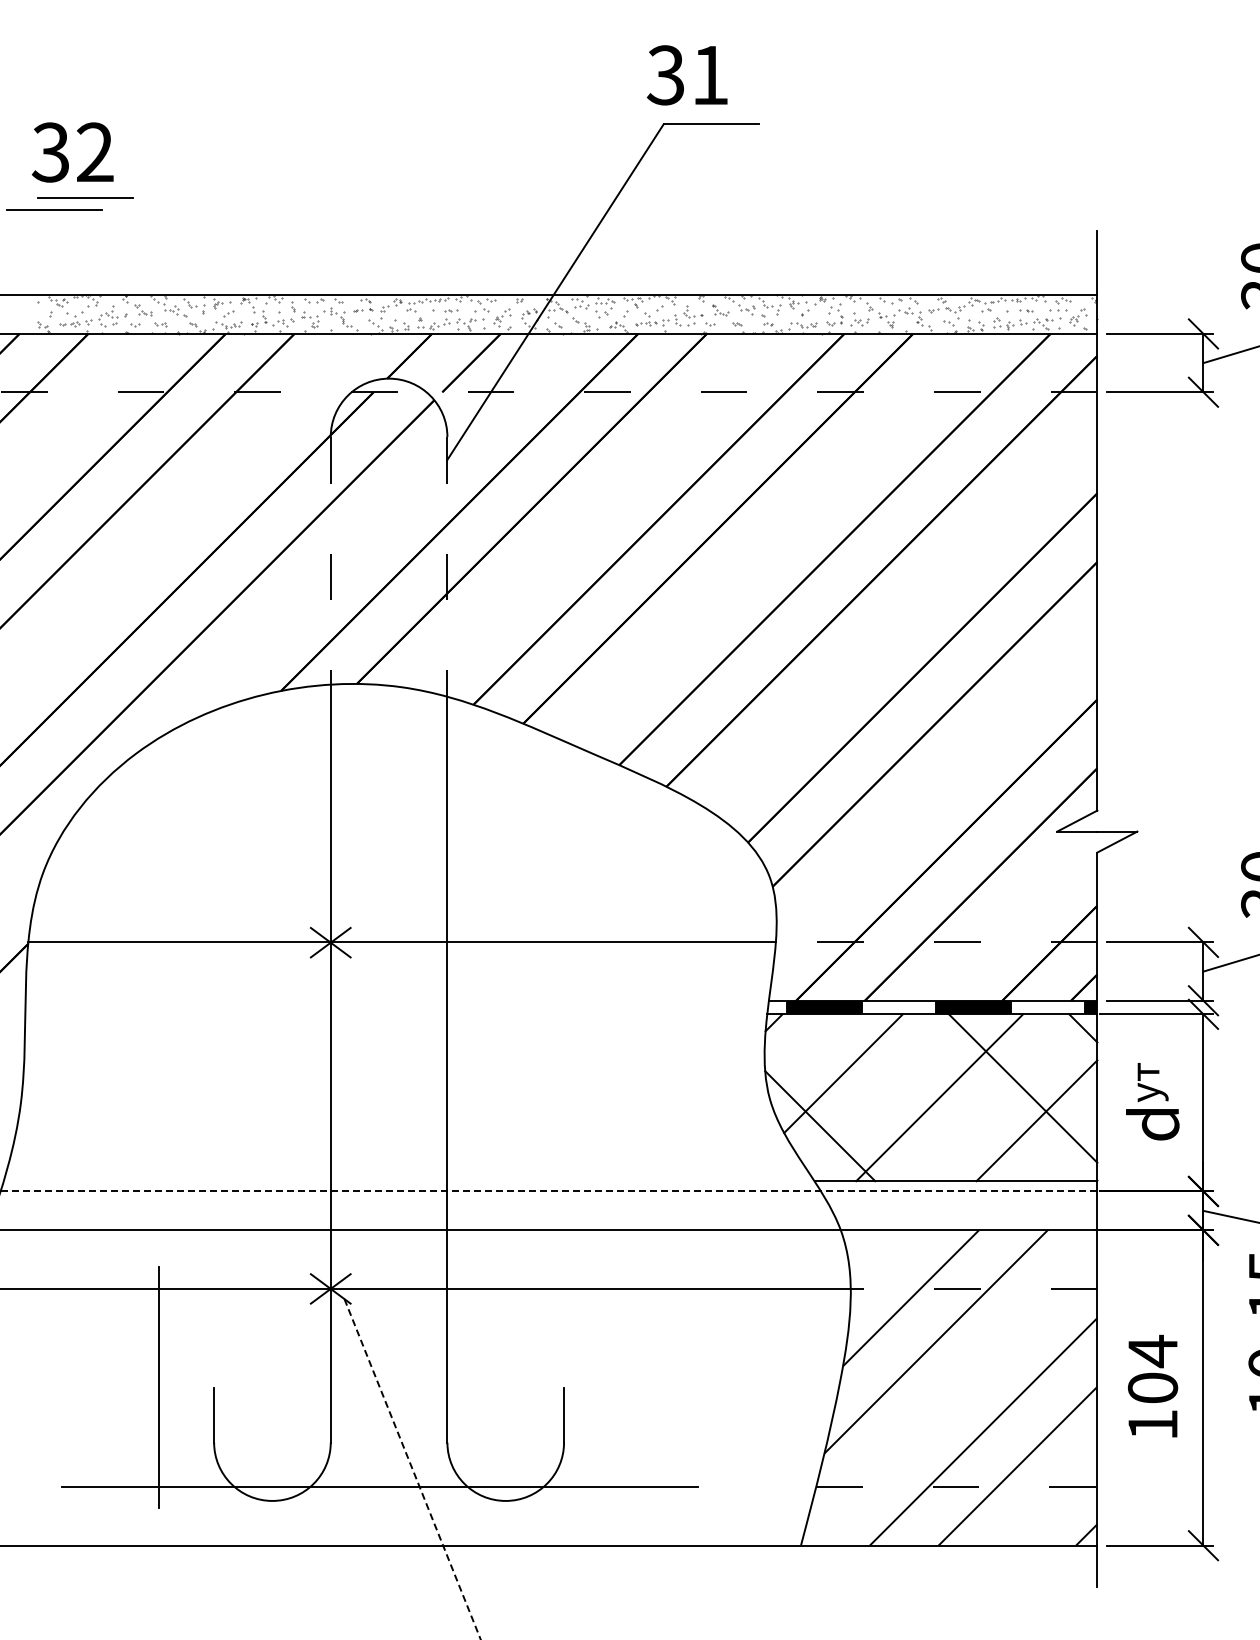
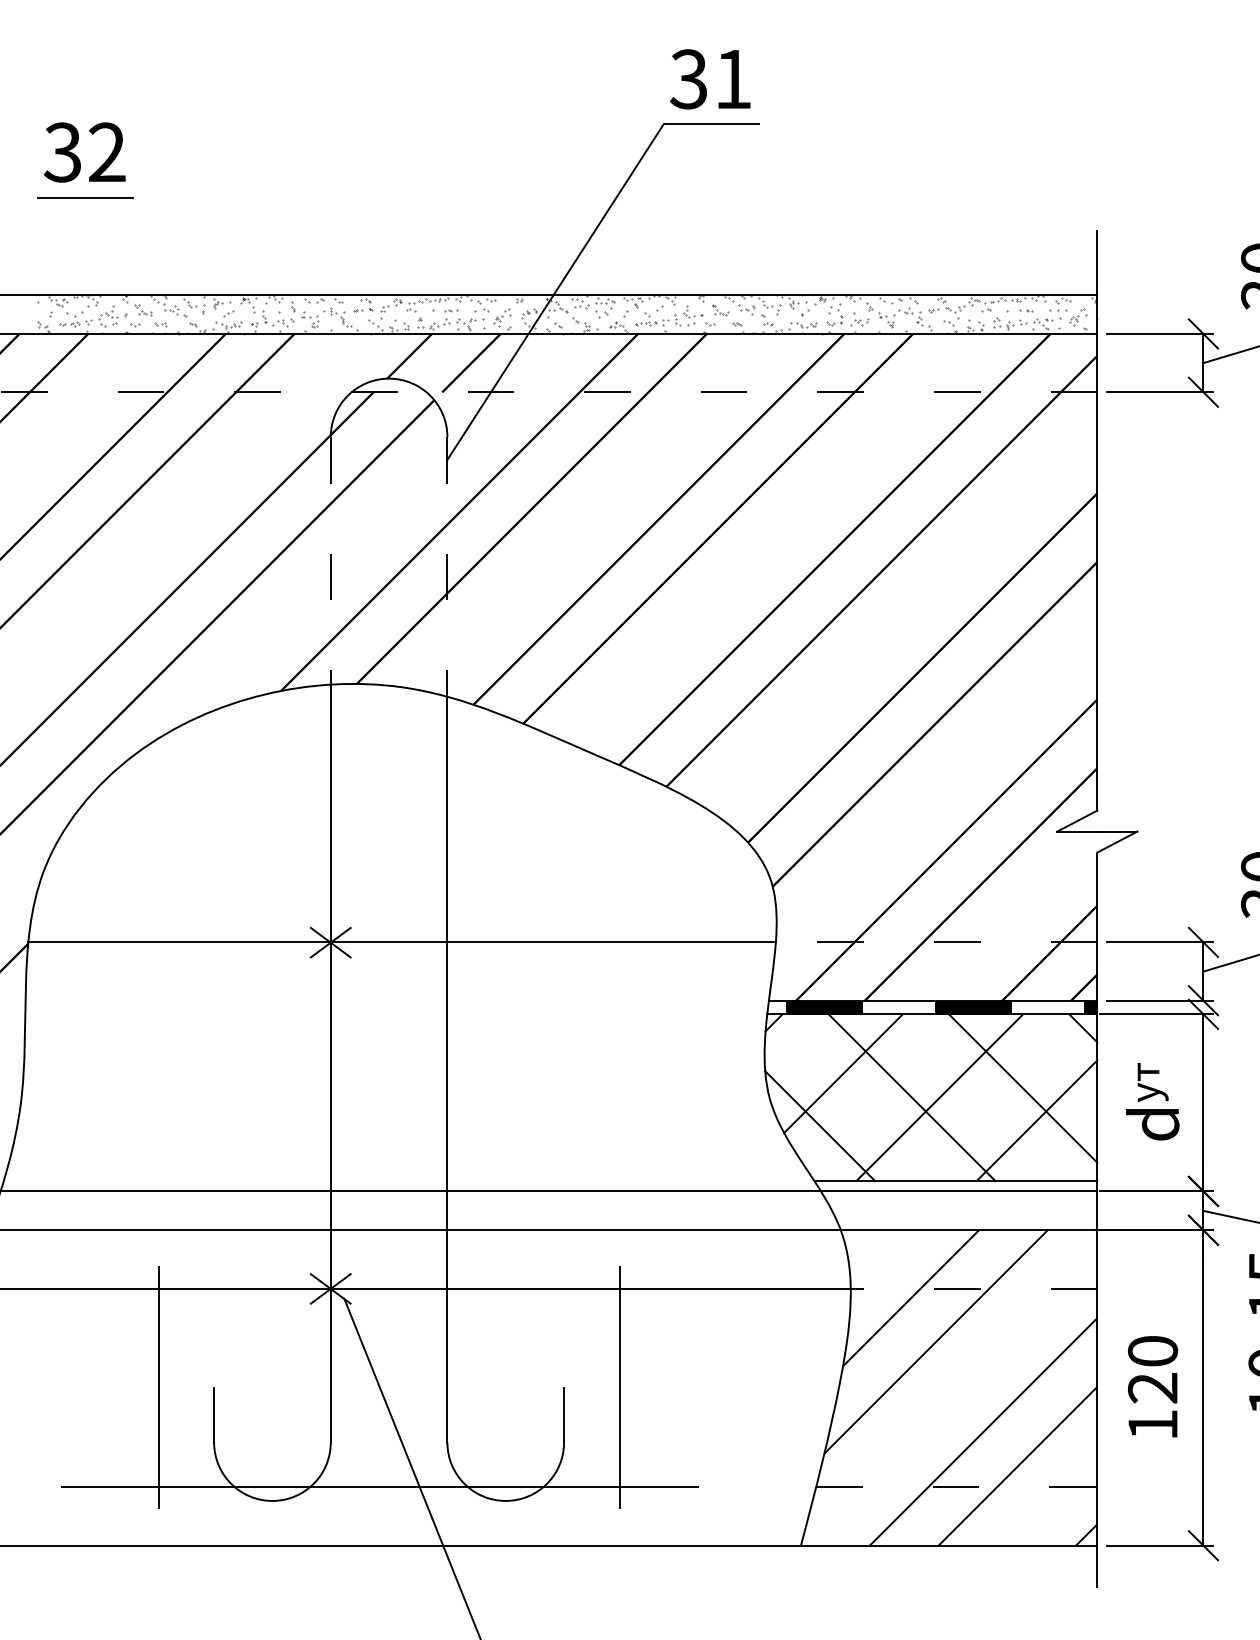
text position: (687, 75) -> (710, 79) (710, 79)
text position: (72, 152) -> (84, 152) (84, 152)
line: present -> none (54, 209)
line: none -> present (911, 1097)
line: dashed -> solid (548, 1191)
text: 104 -> 120 (1152, 1368)
line: none -> present (619, 1387)
line: dashed -> solid (412, 1469)
